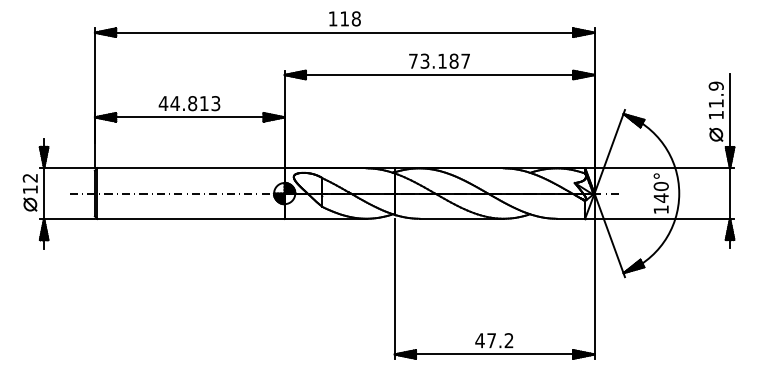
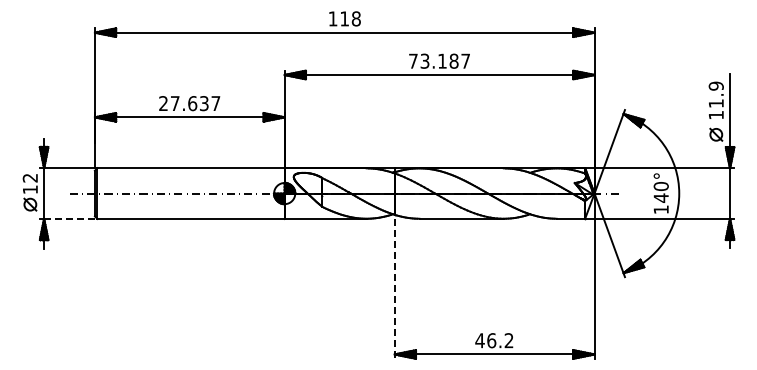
text: 44.813 -> 27.637 (189, 103)
line: solid -> dashed (69, 218)
line: solid -> dashed (394, 288)
text: 47.2 -> 46.2 (491, 340)
